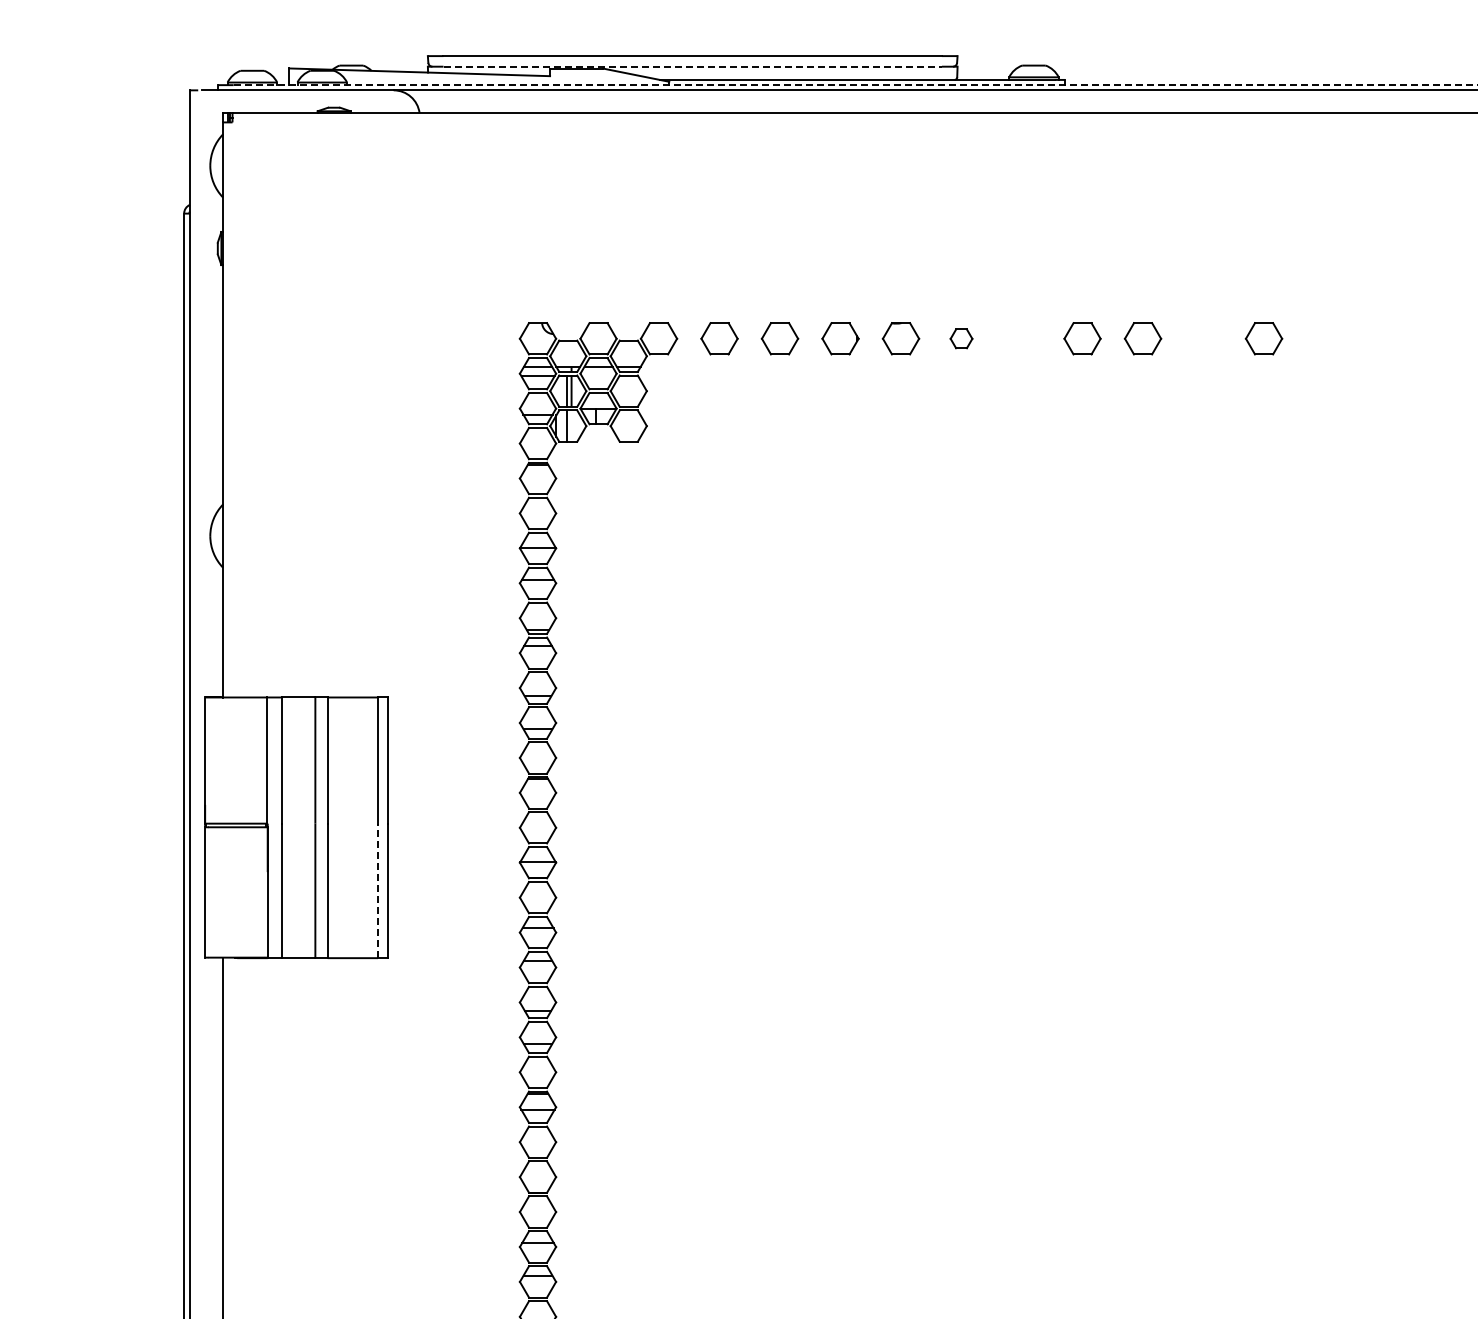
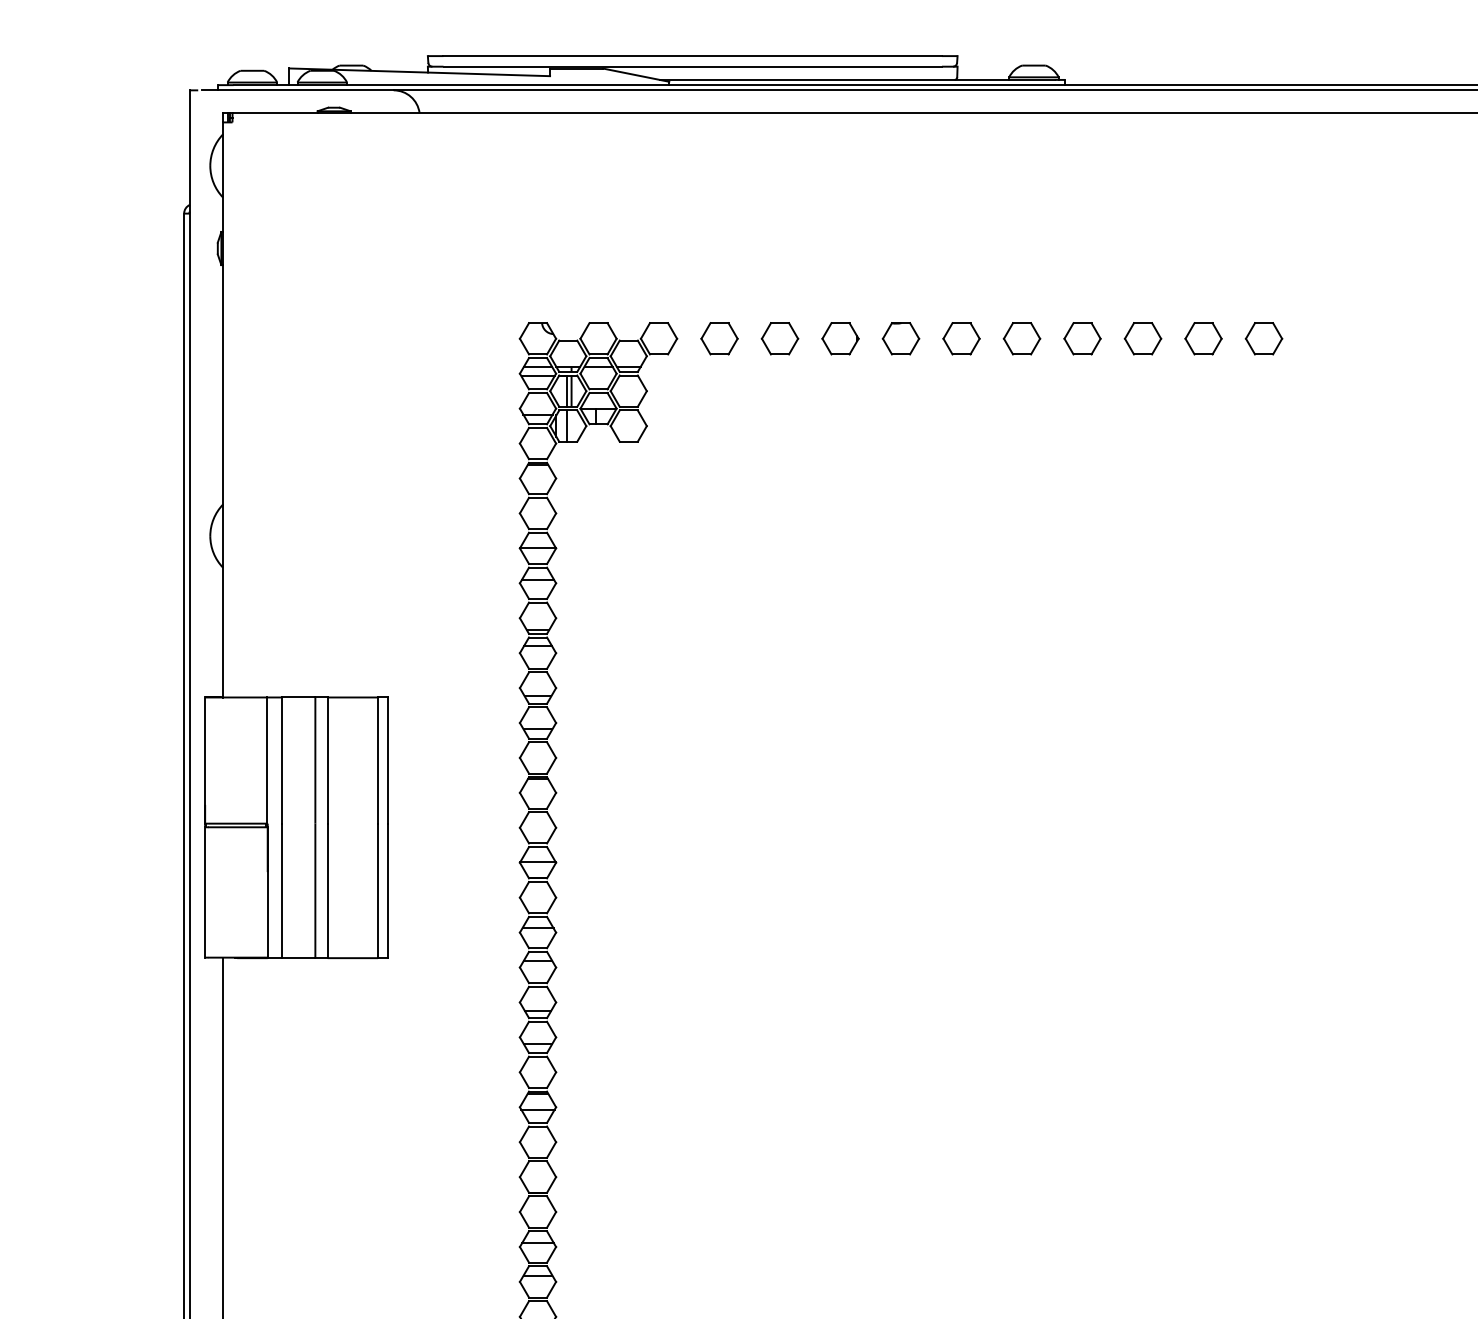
line: dashed -> solid (693, 66)
line: dashed -> solid (855, 85)
part size: 25x22 px -> 39x34 px (961, 338)
part: none -> present (1021, 338)
part: none -> present (1203, 338)
line: dashed -> solid (377, 890)
